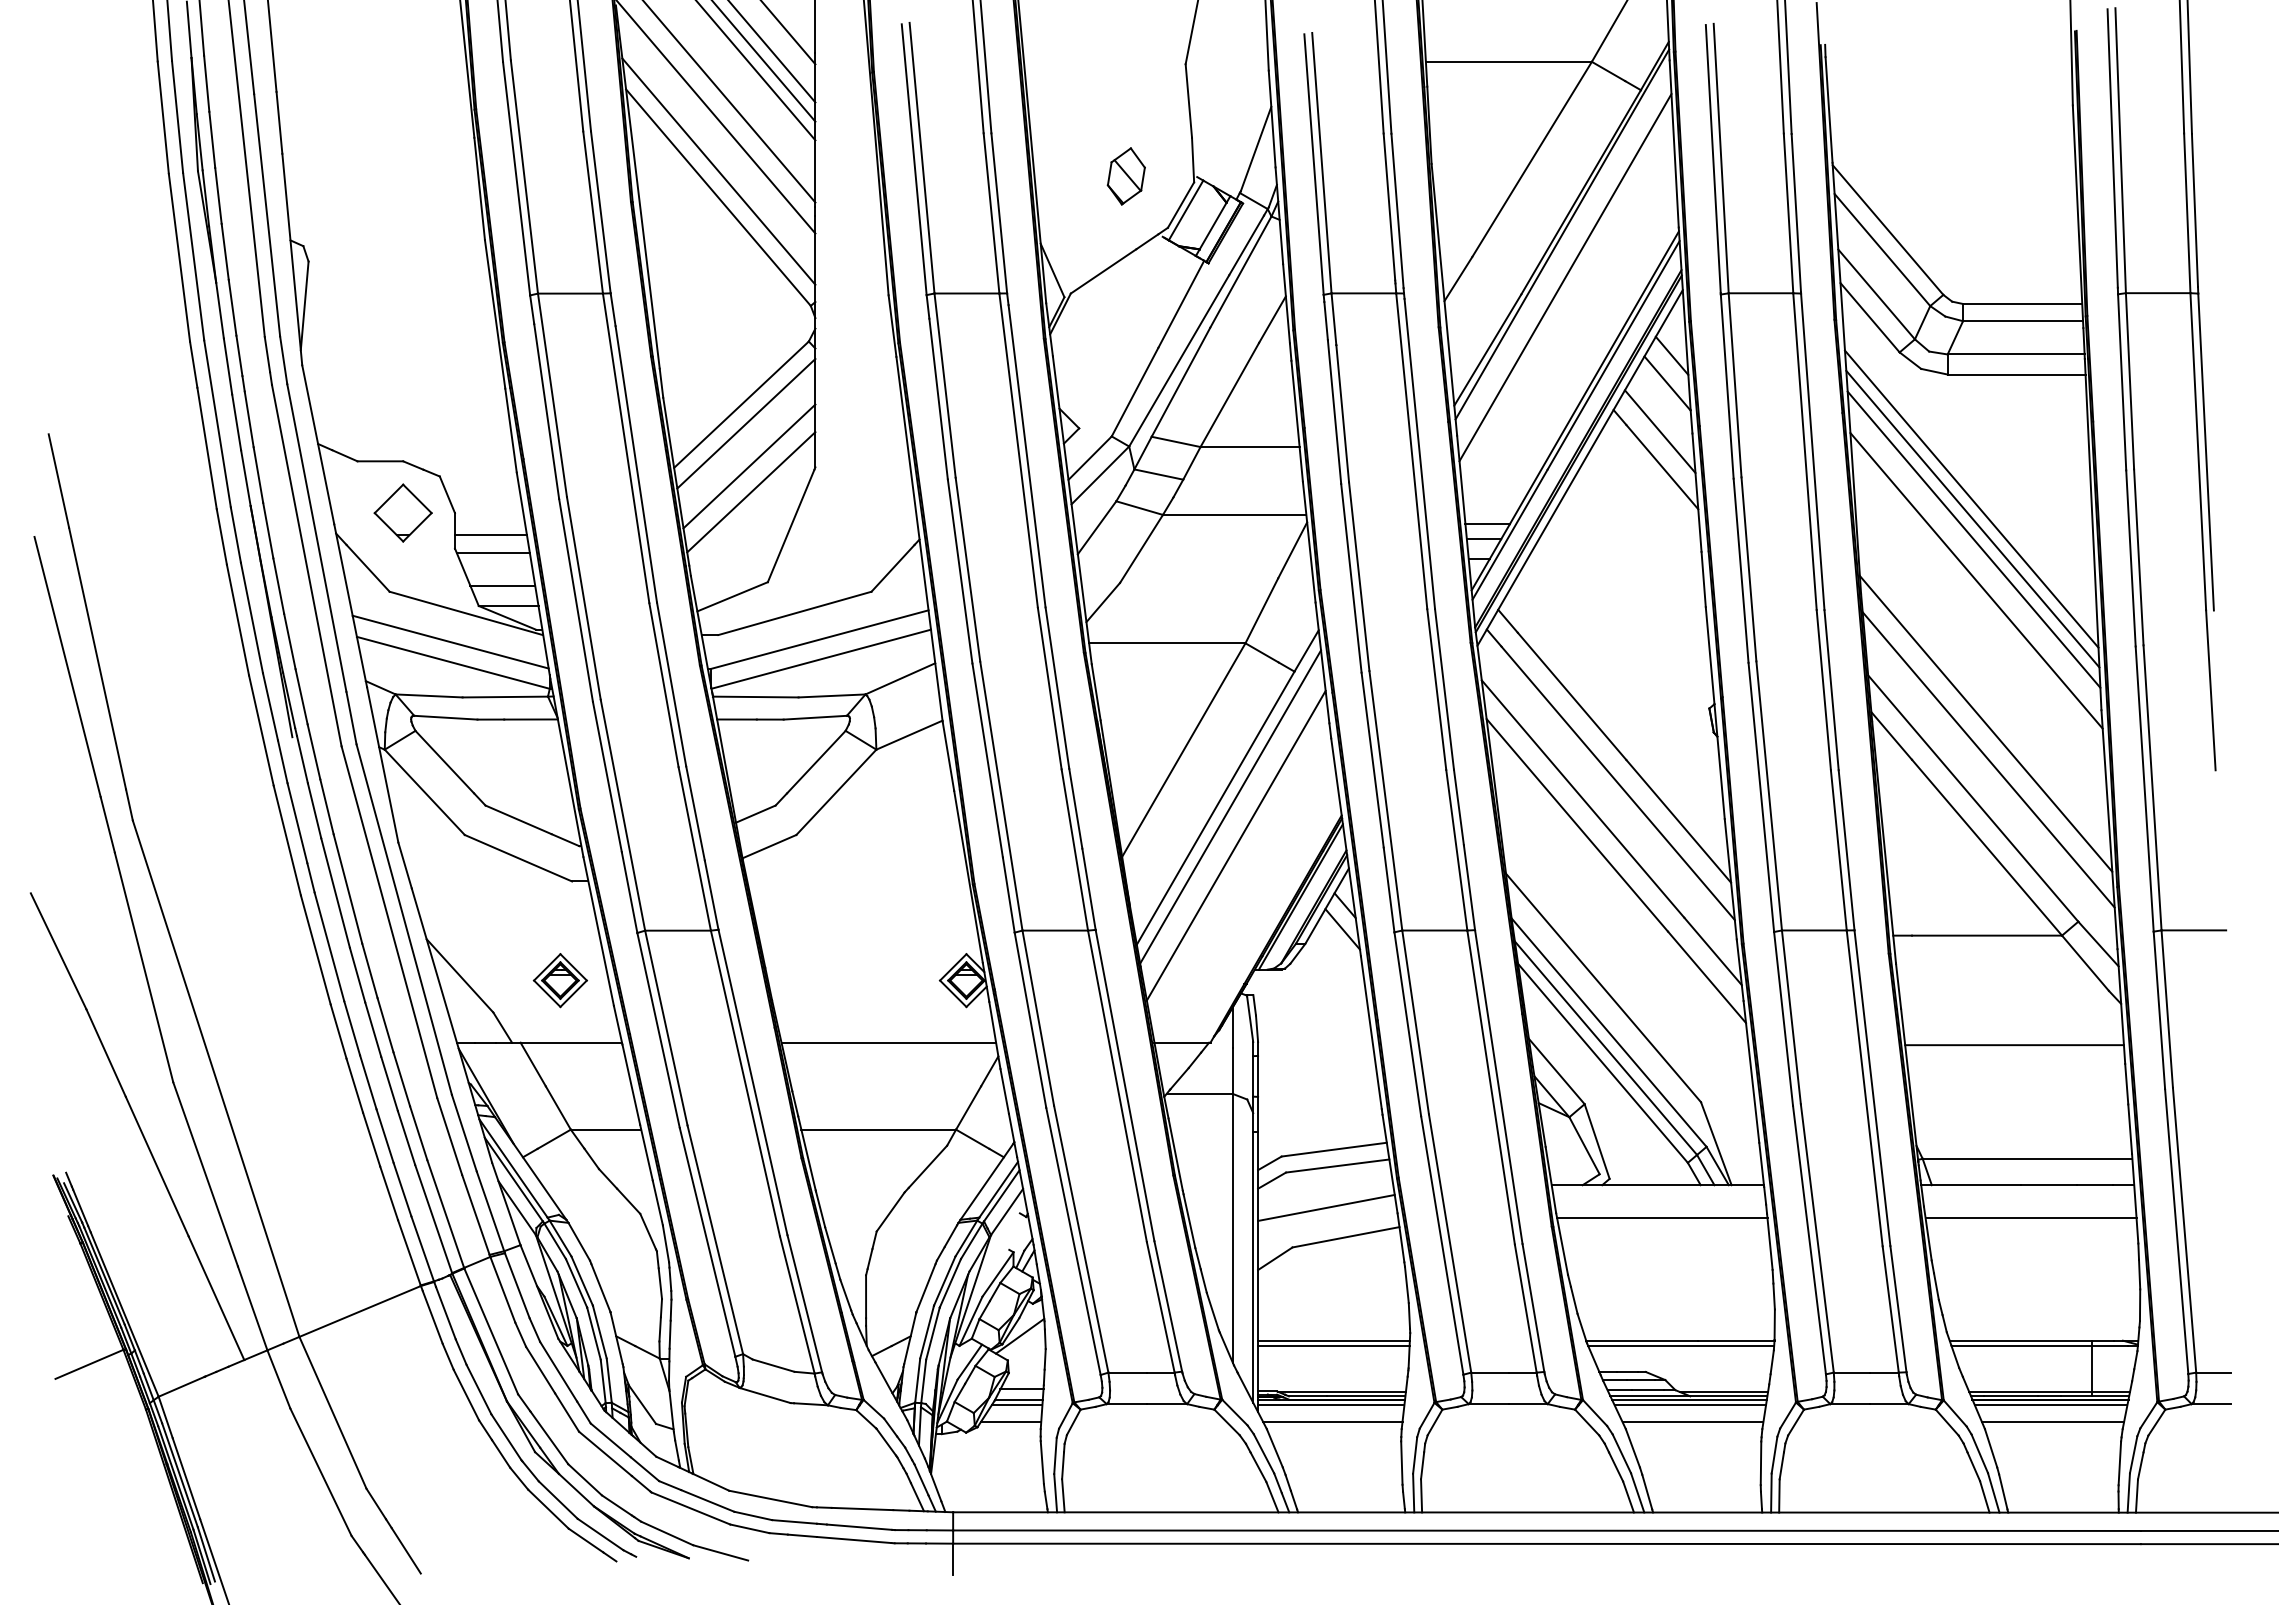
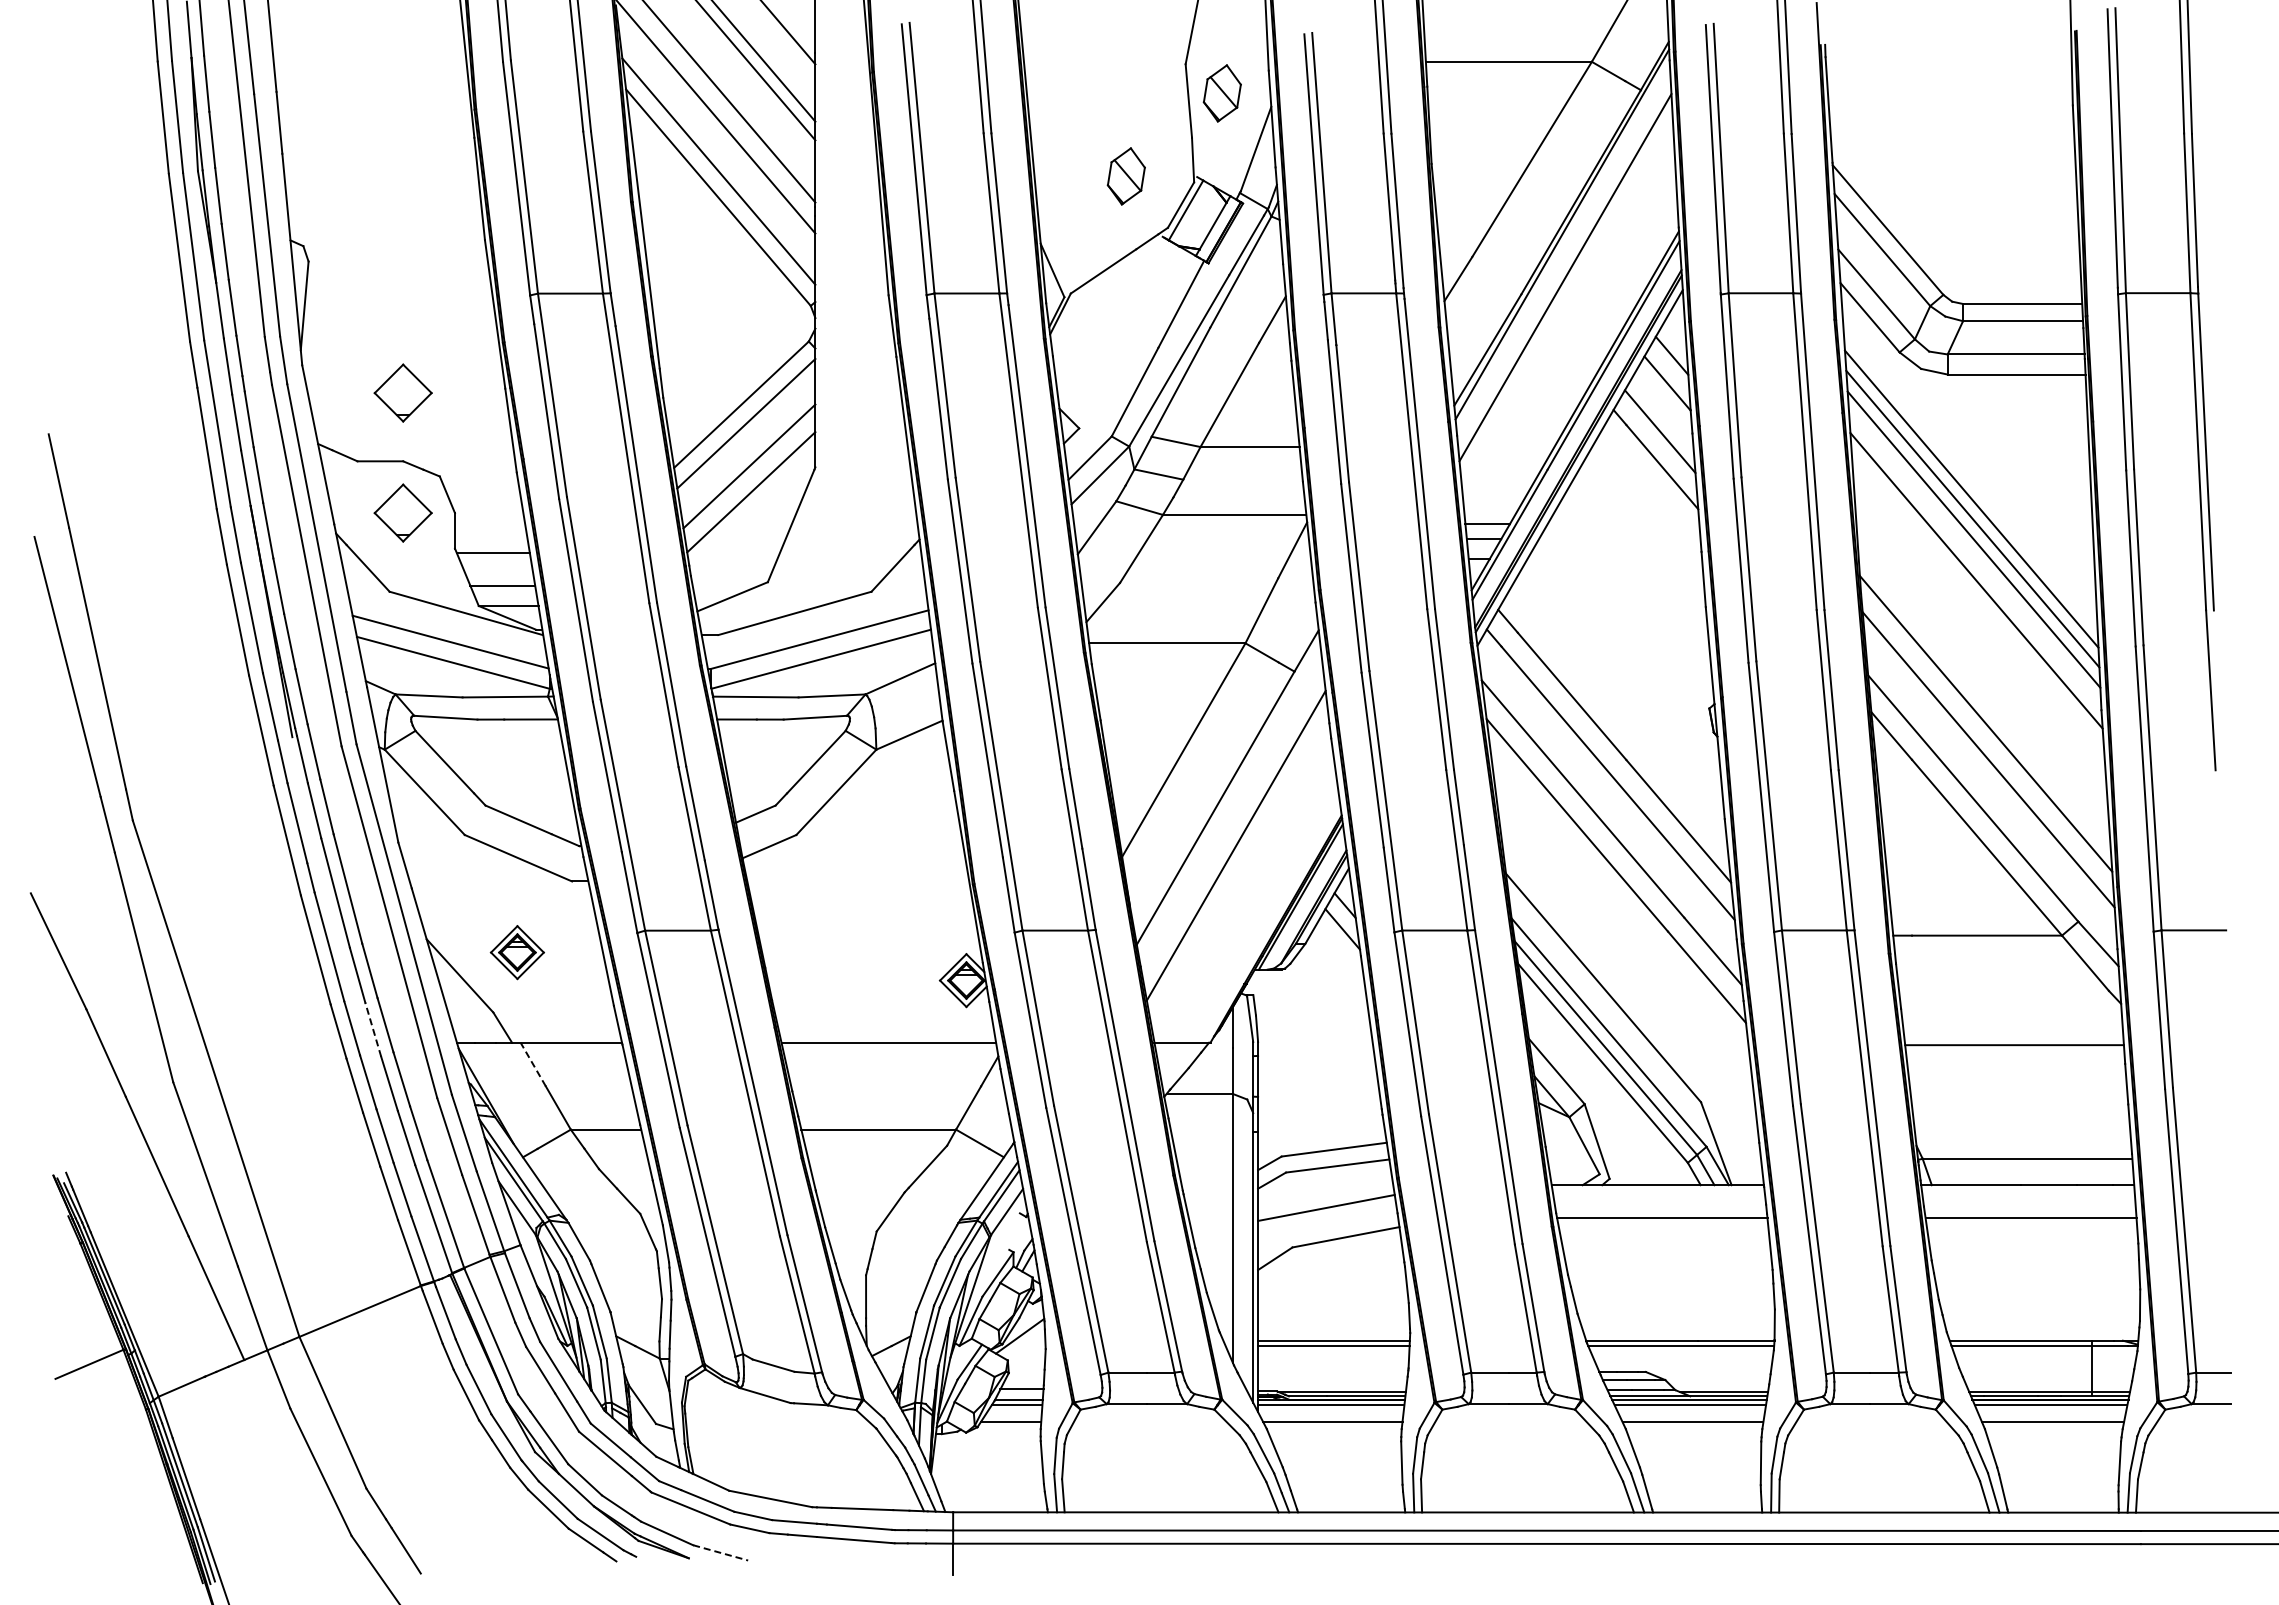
line: present -> none (772, 52)
part: none -> present (1221, 93)
part: none -> present (402, 392)
line: present -> none (490, 535)
line: present -> none (1230, 806)
part position: (559, 980) -> (516, 952) (516, 952)
line: solid -> dashed (373, 1029)
line: solid -> dashed (532, 1064)
line: solid -> dashed (720, 1552)
